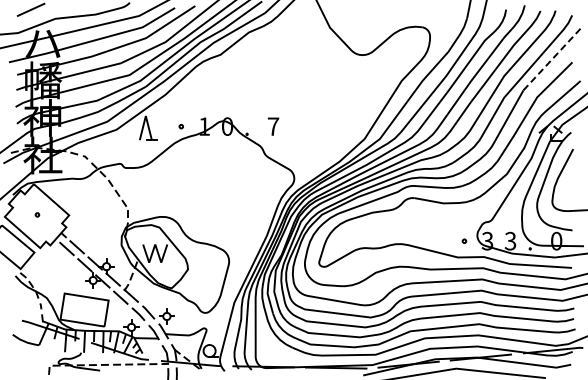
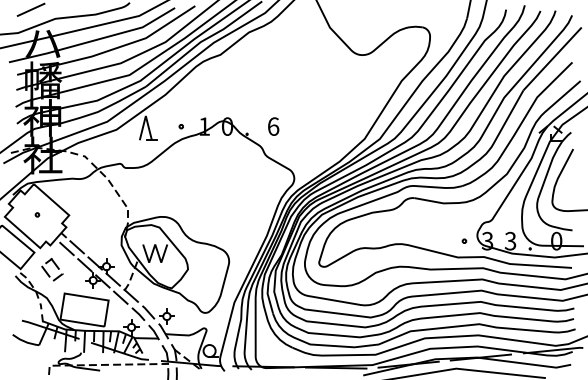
line: dashed -> solid (552, 58)
text: 7 -> 6 (273, 126)
part: none -> present (52, 269)
